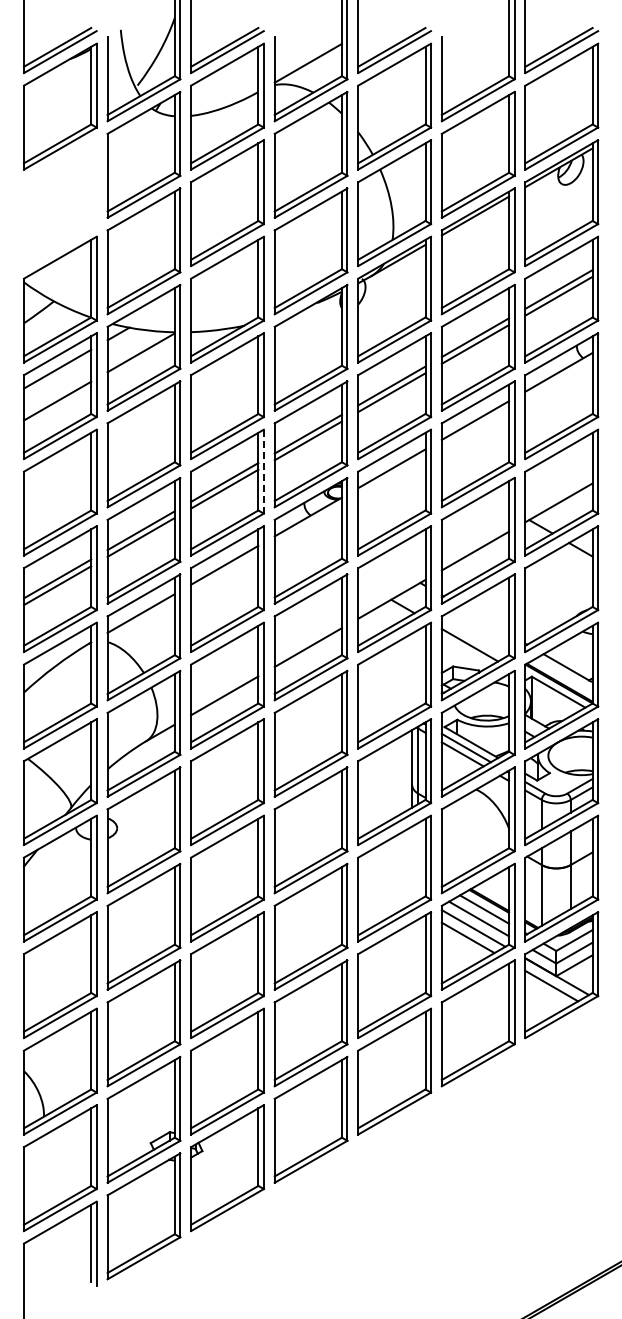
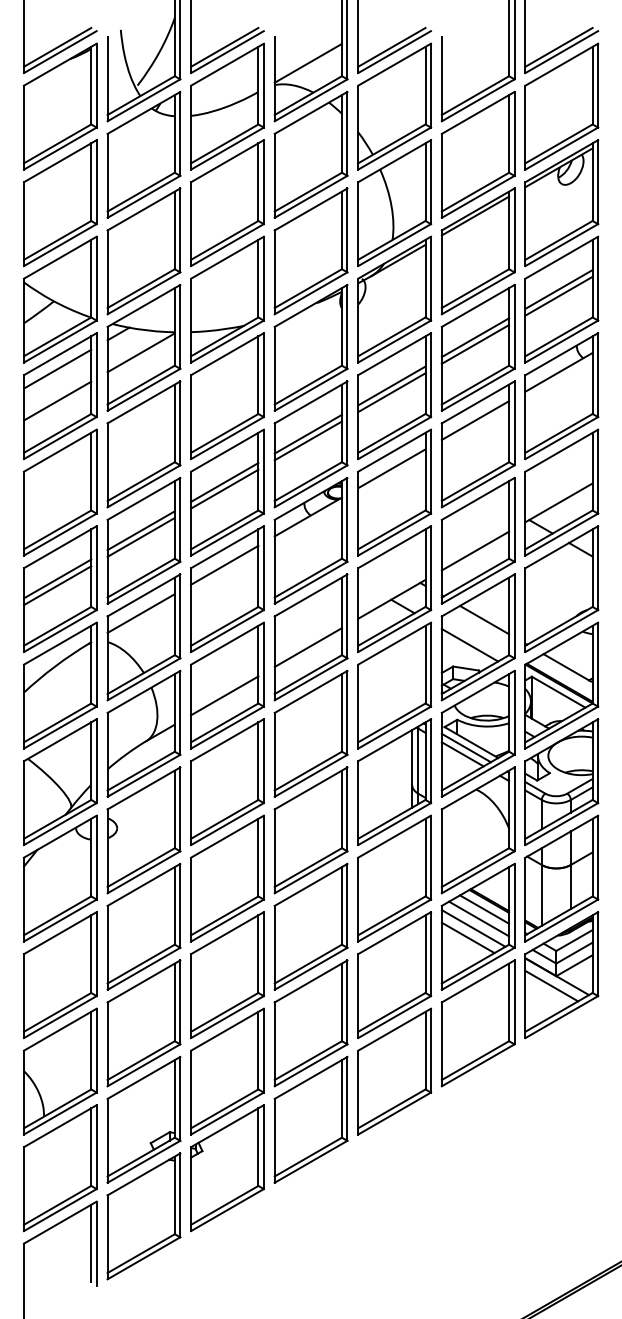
part: none -> present (60, 203)
line: dashed -> solid (263, 471)
line: none -> present (484, 619)
